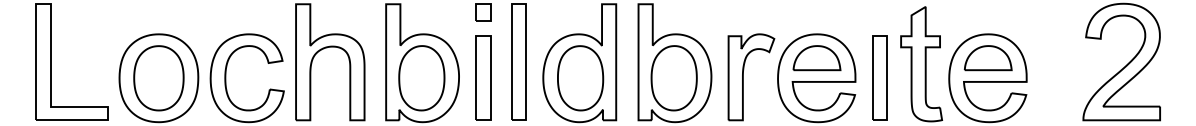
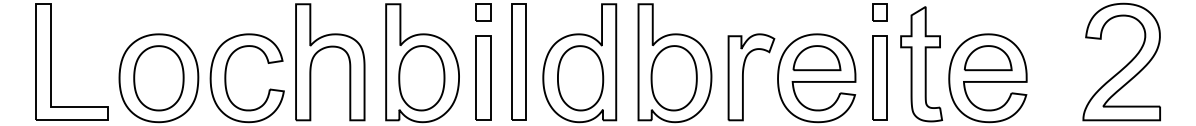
part: none -> present (879, 12)
